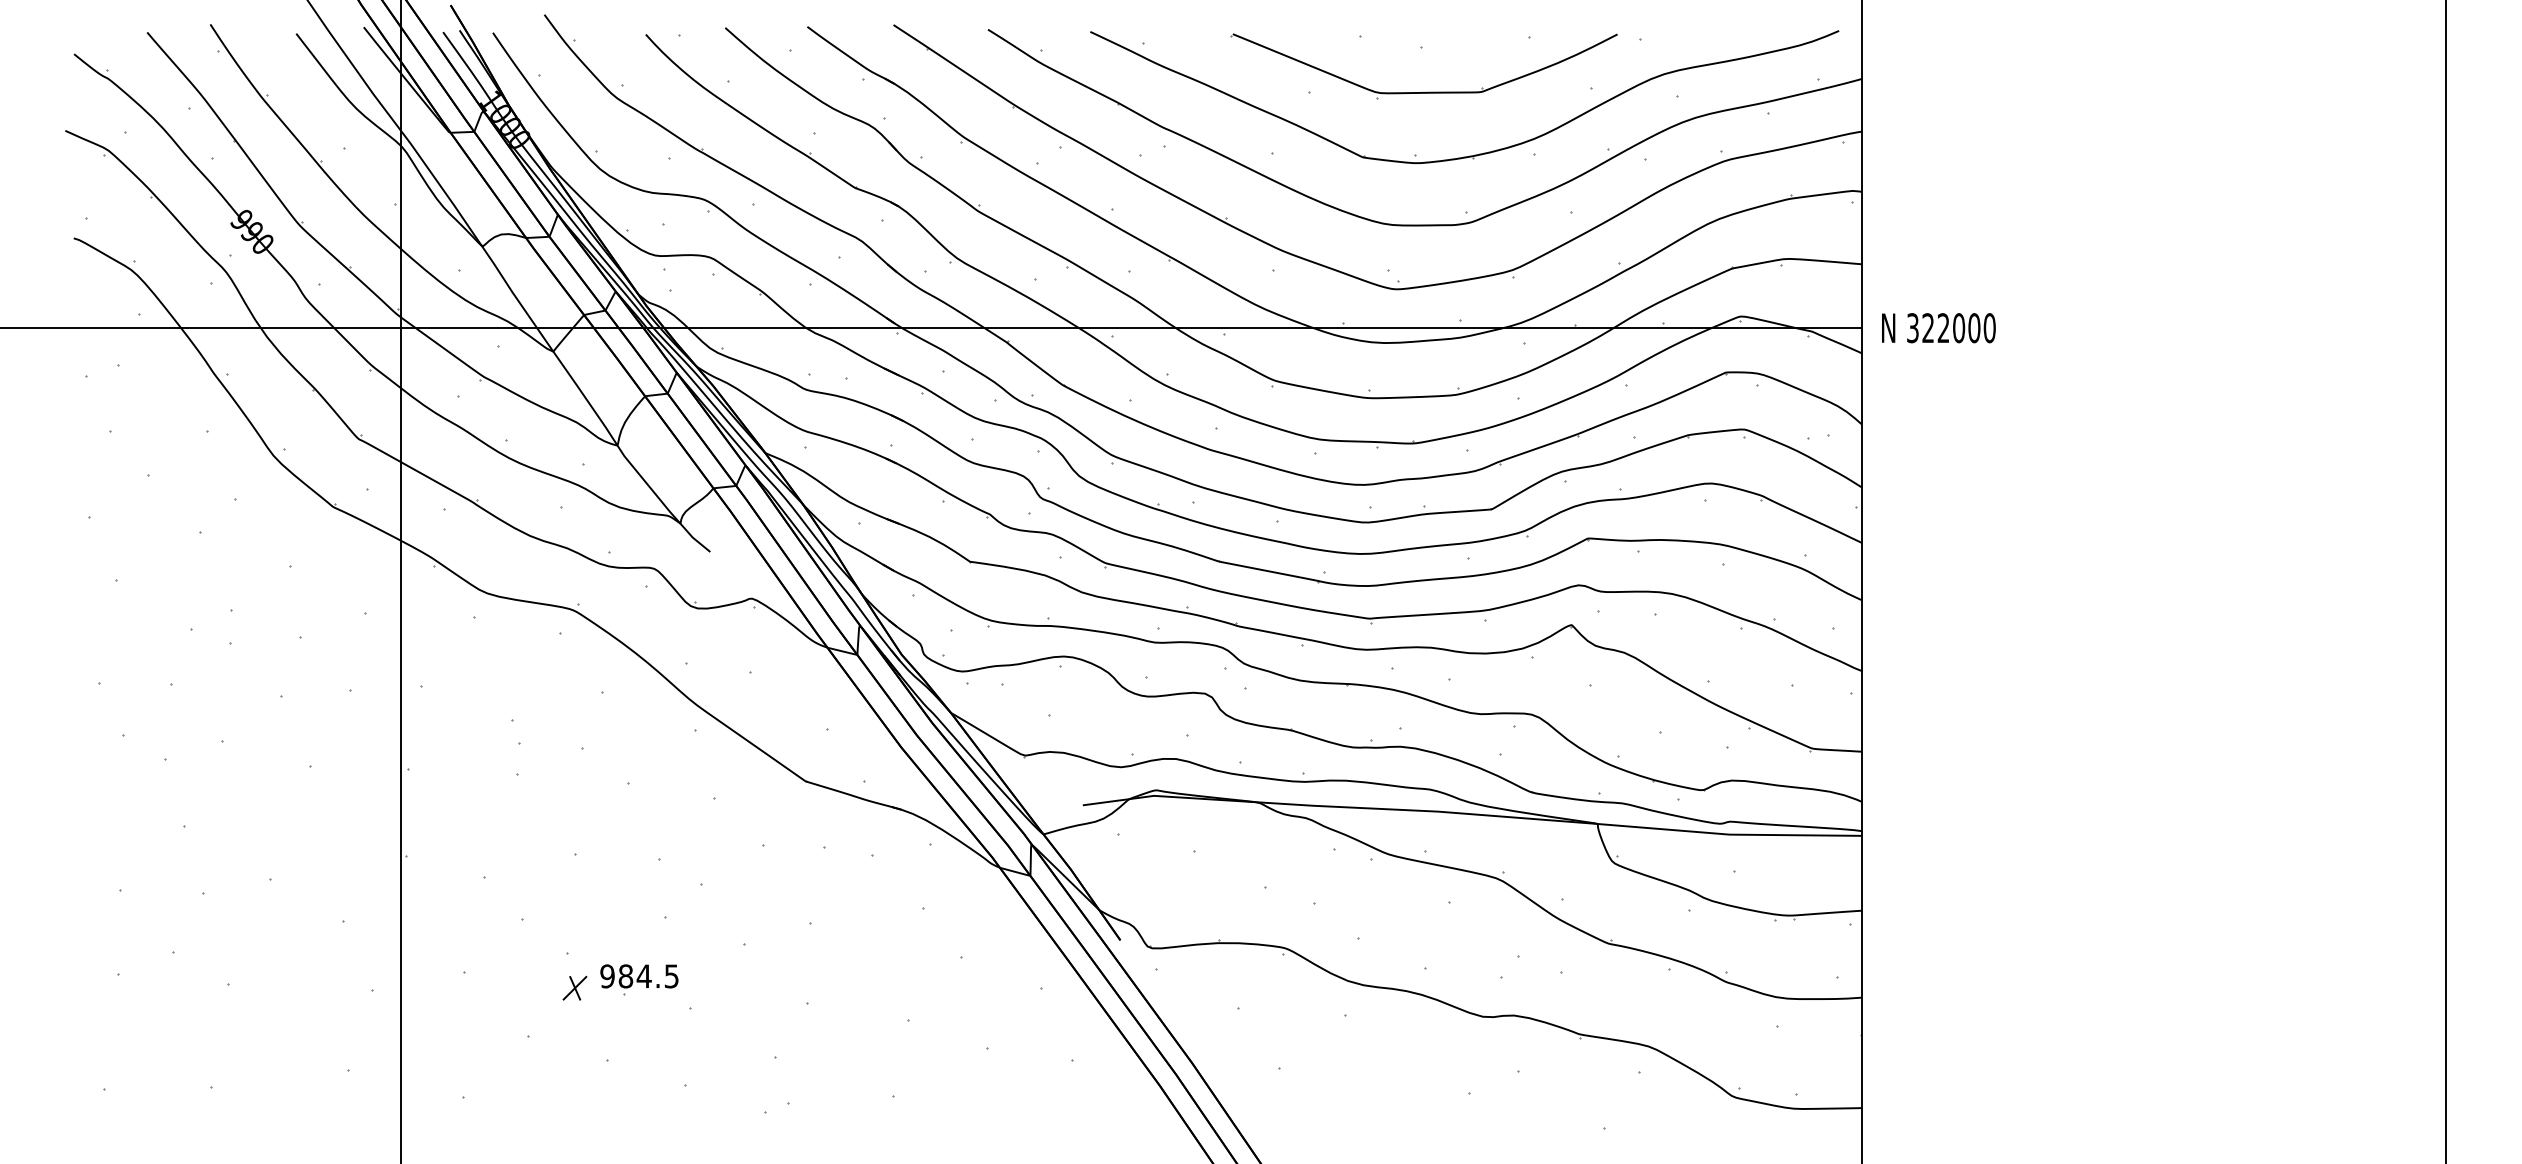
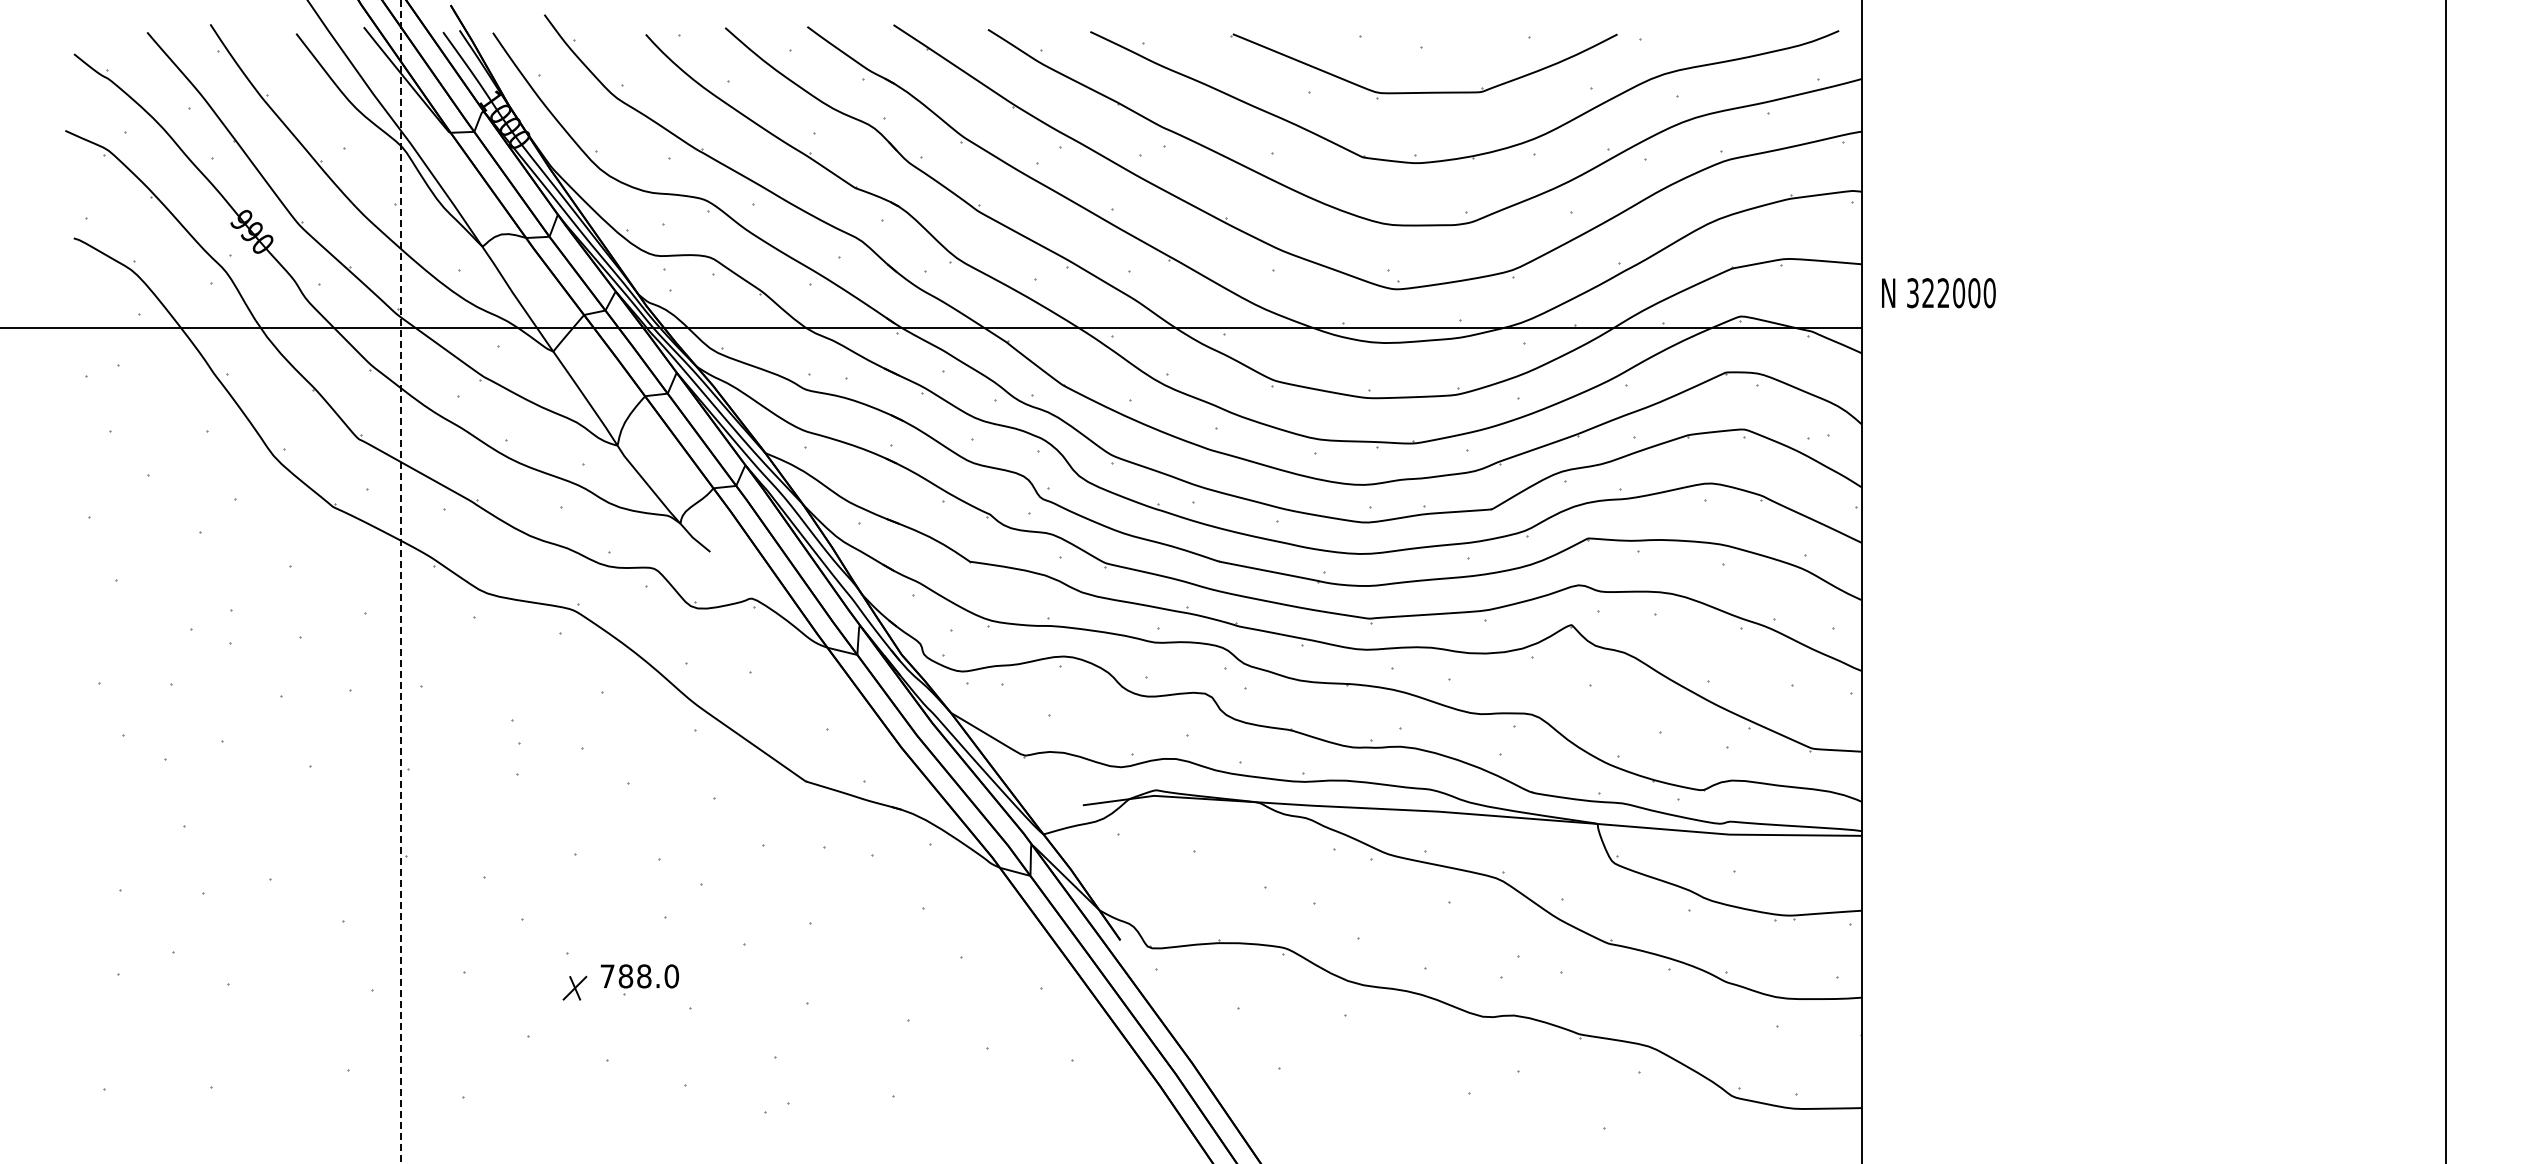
text position: (1938, 328) -> (1938, 293) (1938, 293)
line: solid -> dashed (401, 582)
text: 984.5 -> 788.0 (639, 976)
